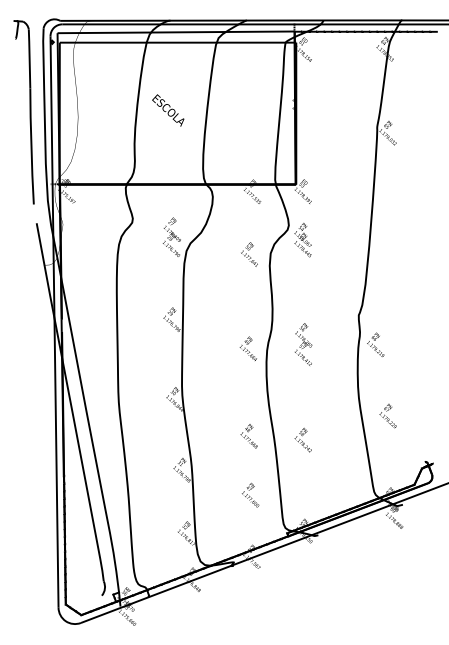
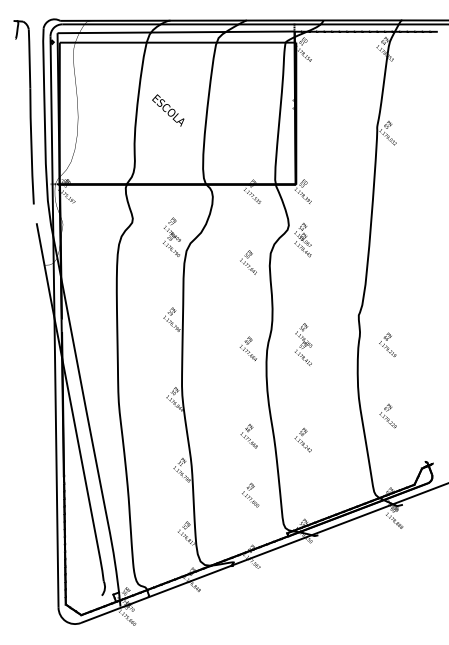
text position: (249, 254) -> (248, 262) (248, 262)
text position: (375, 344) -> (387, 344) (387, 344)
